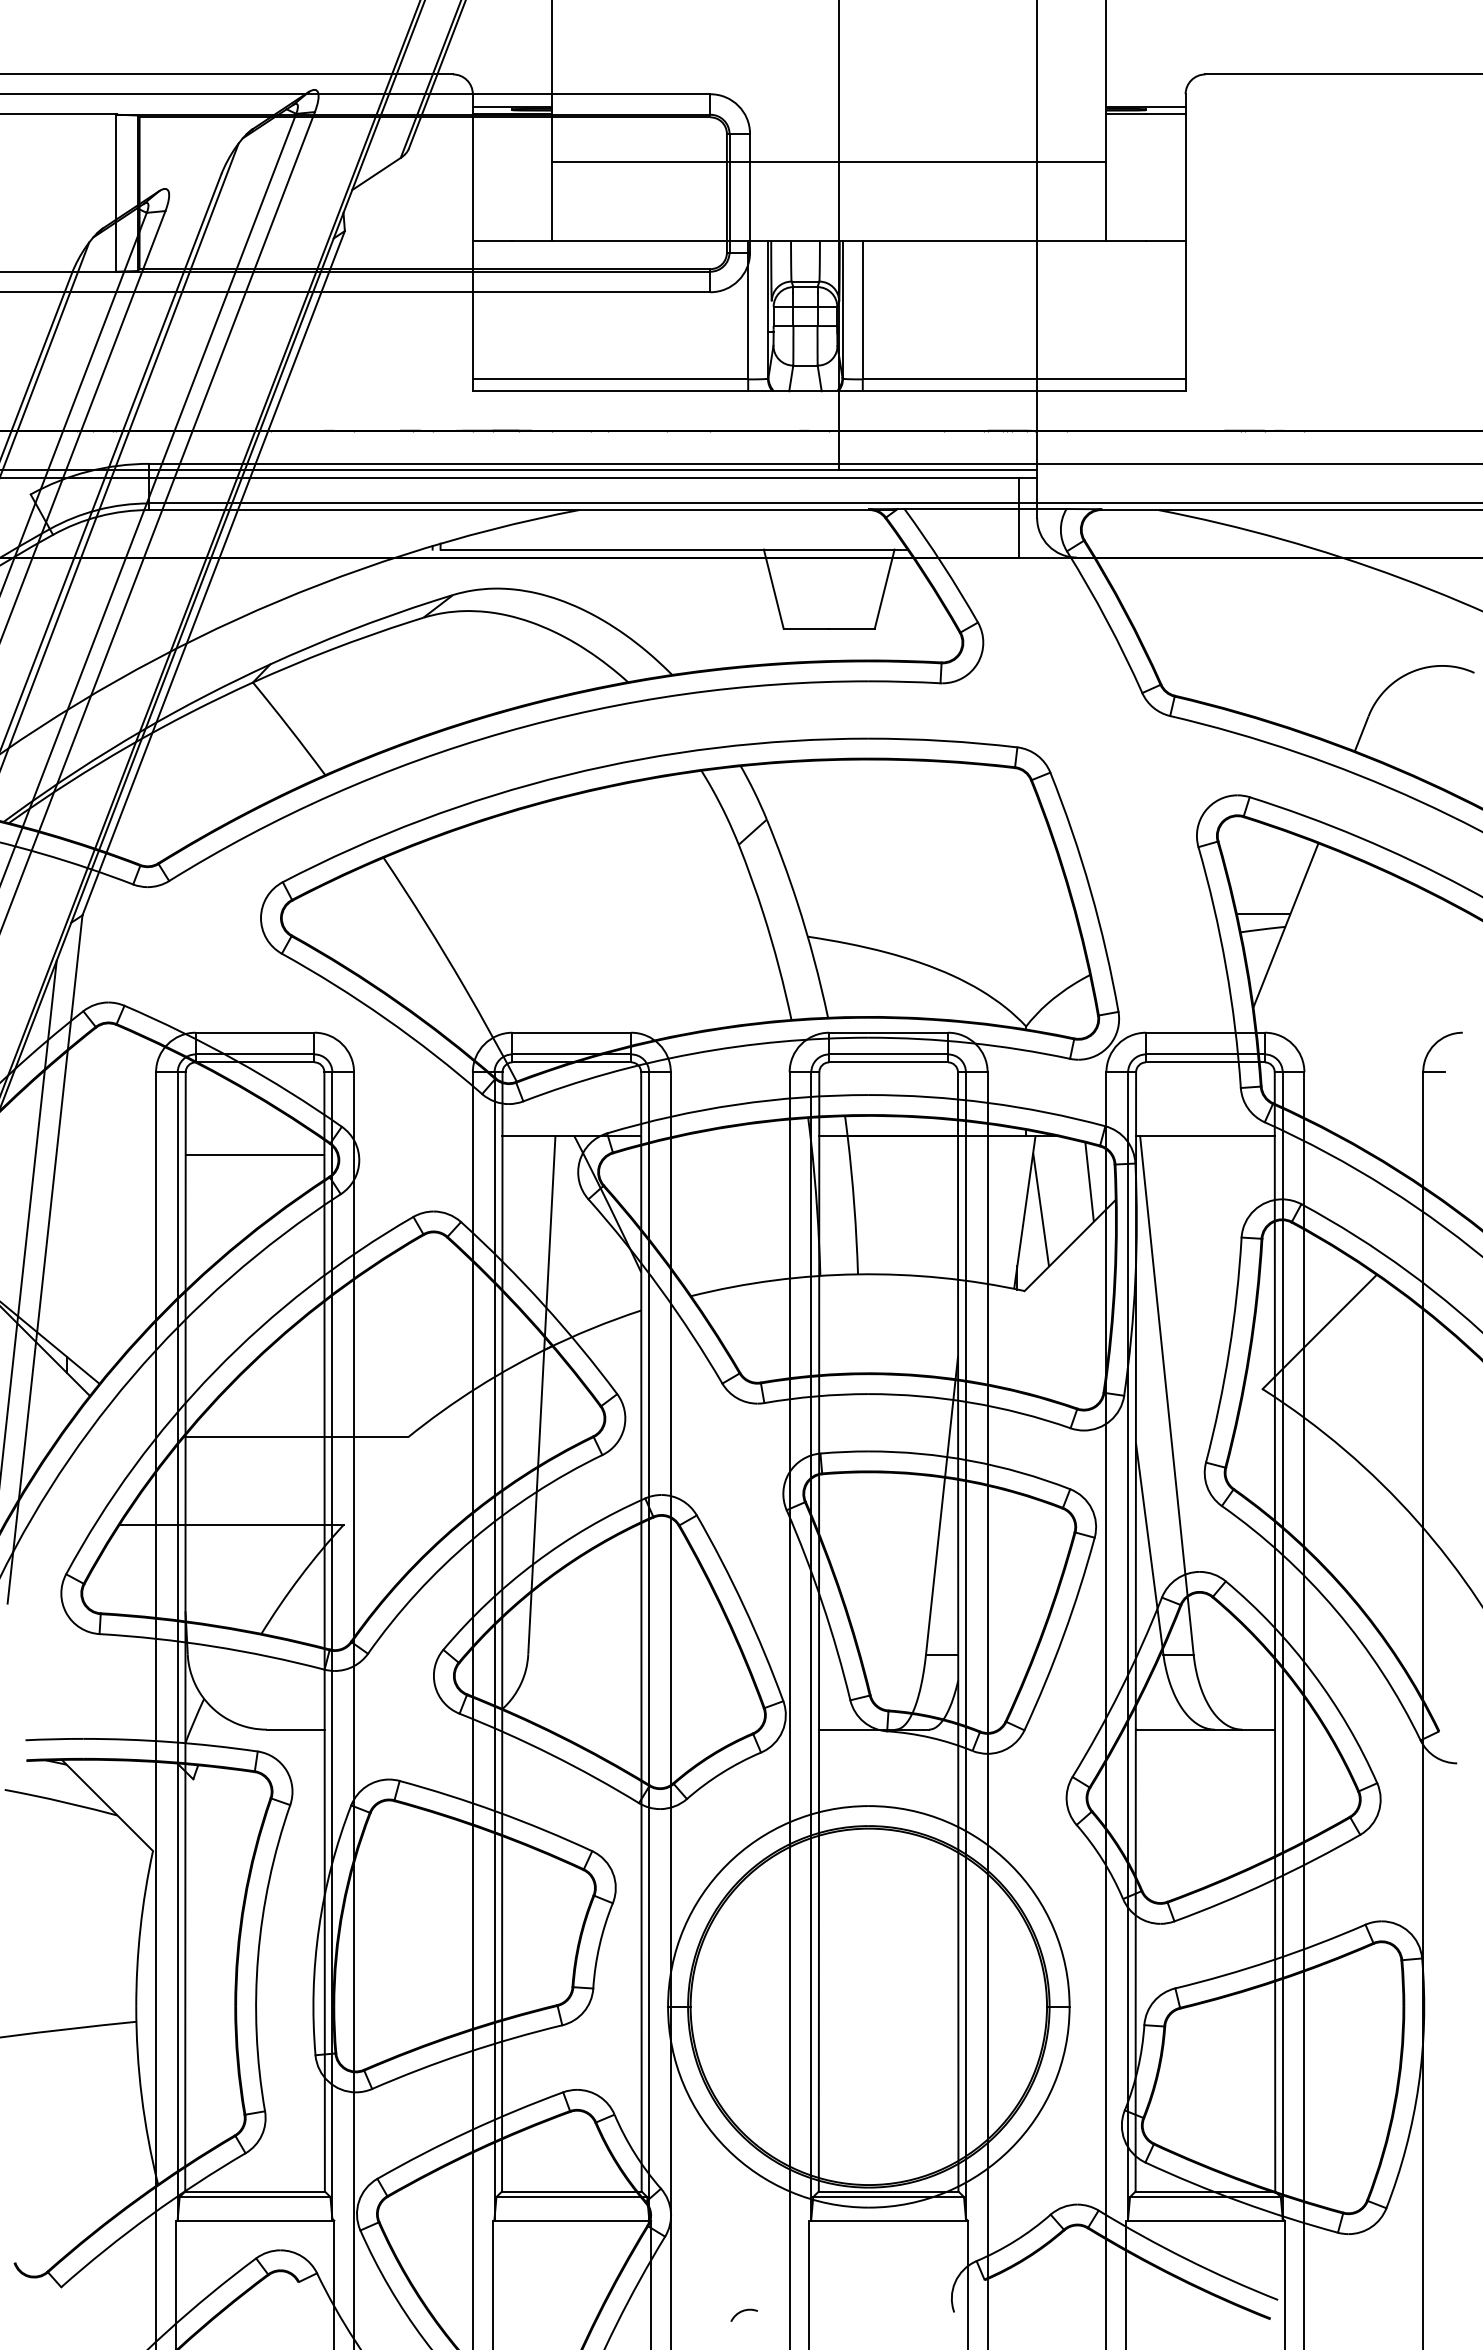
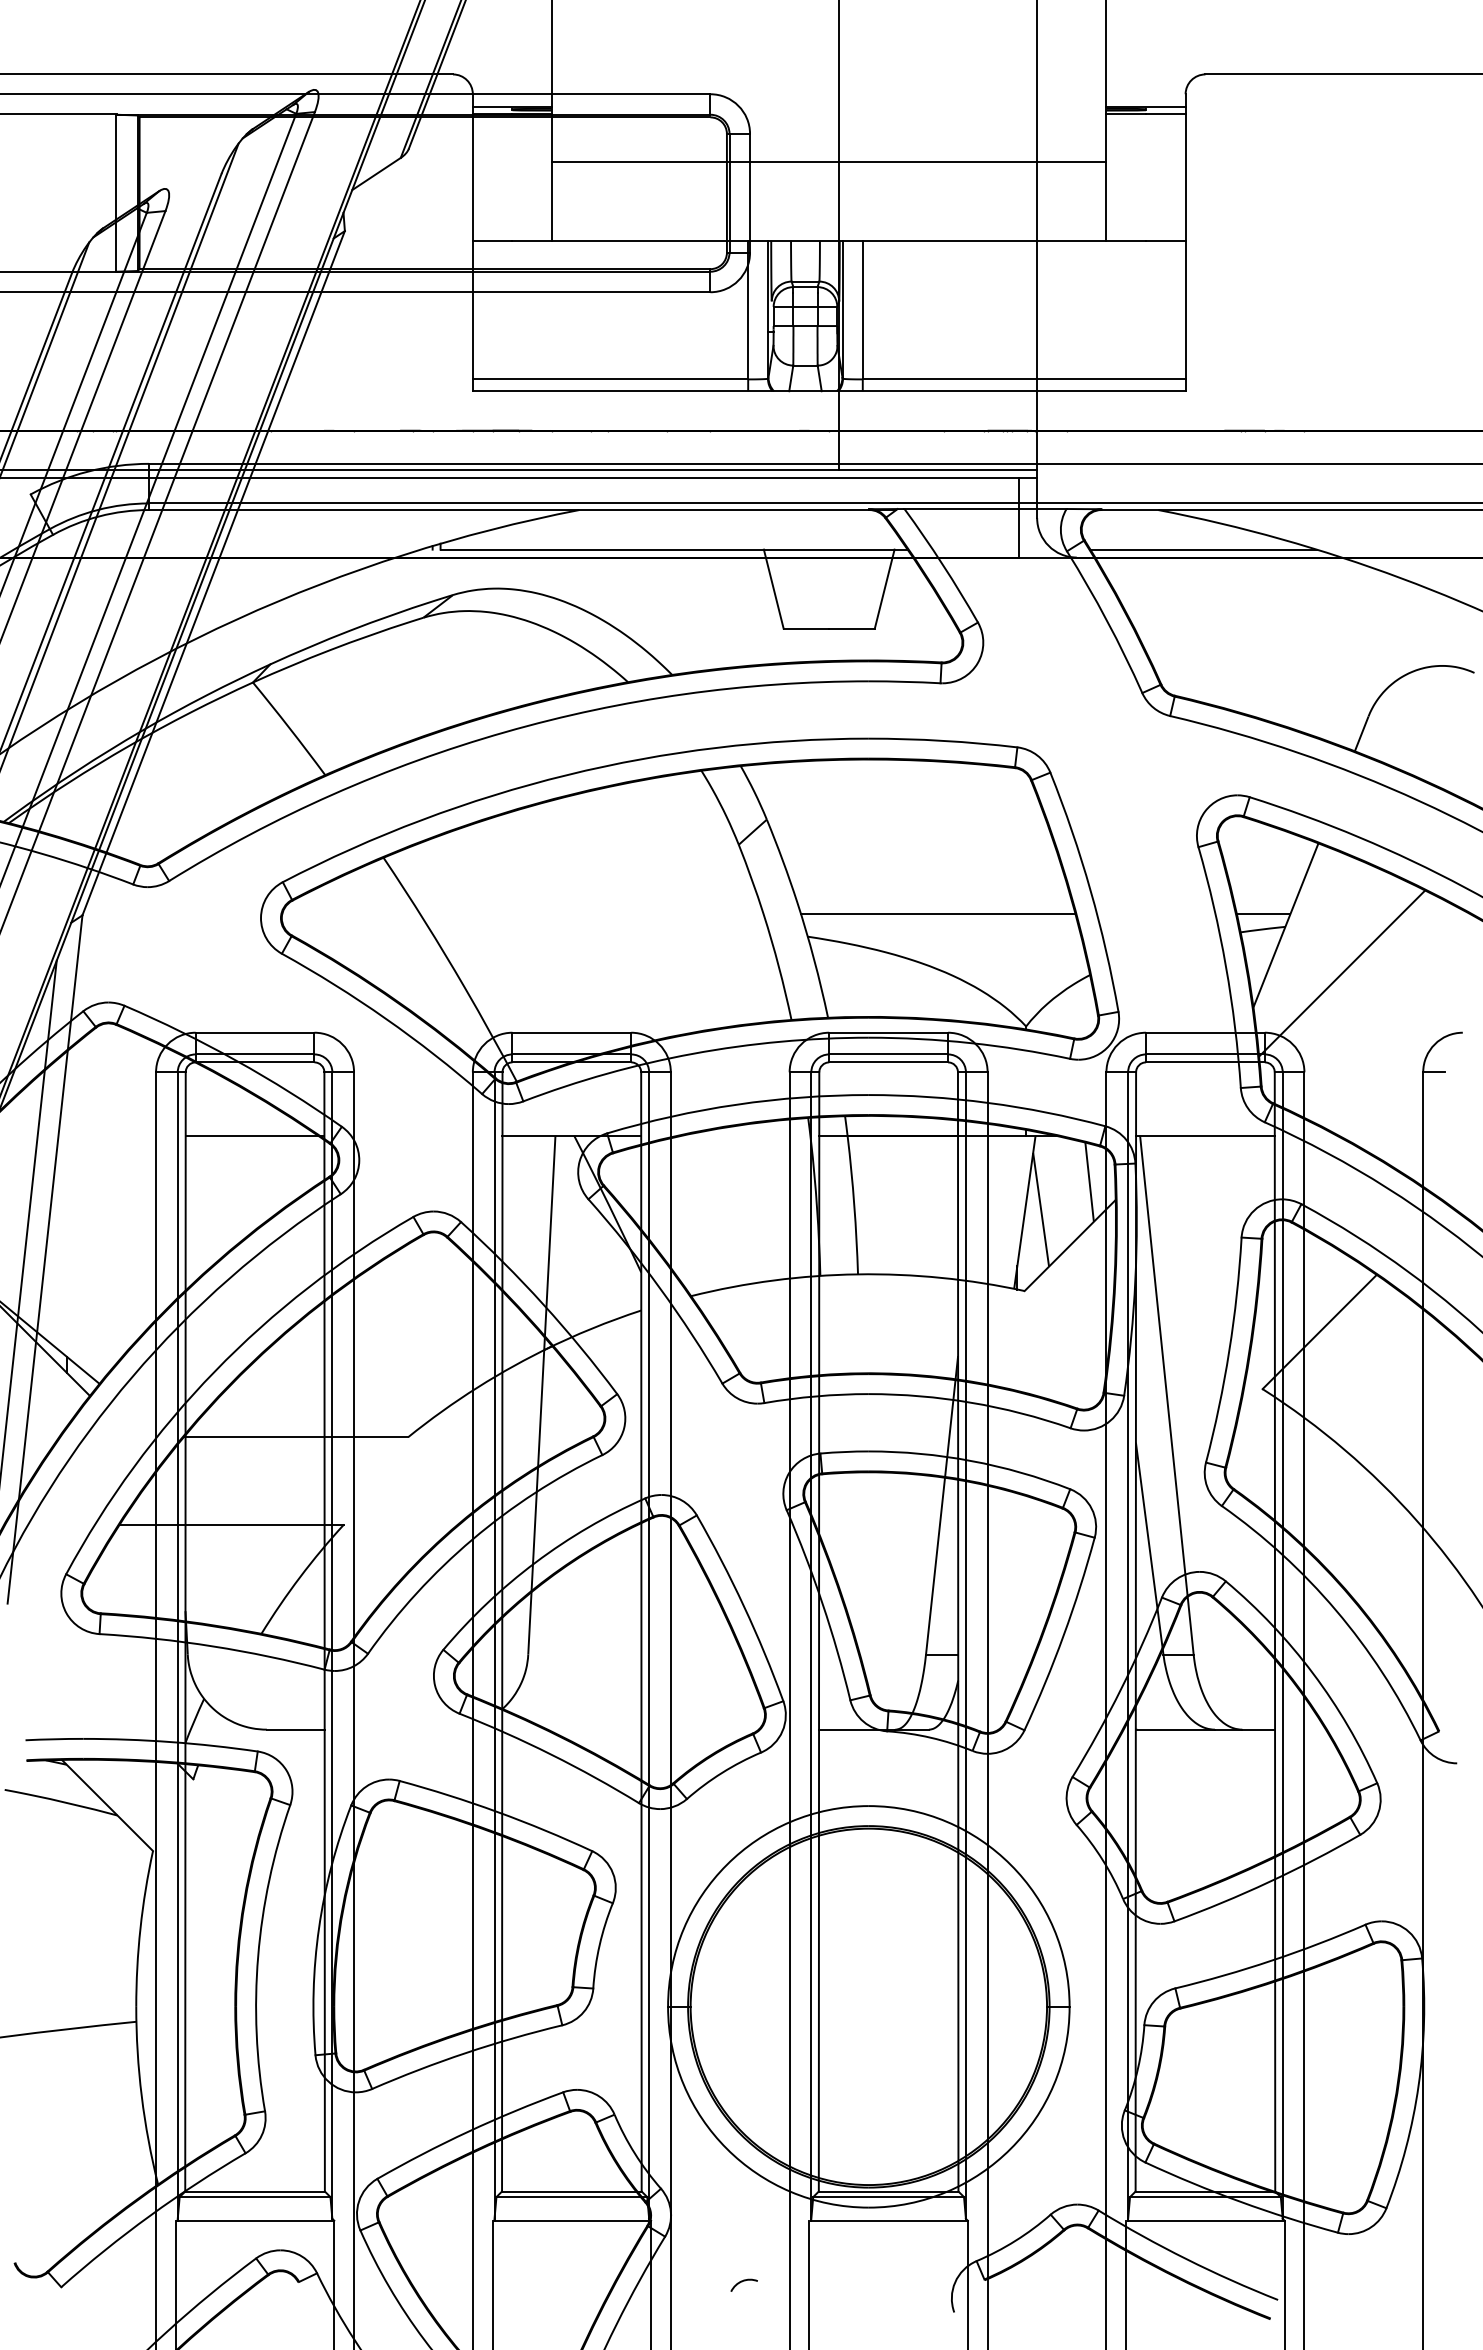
line: none -> present (1203, 549)
line: none -> present (937, 913)
line: none -> present (1342, 973)
line position: (254, 1154) -> (254, 1135) (254, 1135)
arc position: (742, 2312) -> (742, 2282) (742, 2282)
